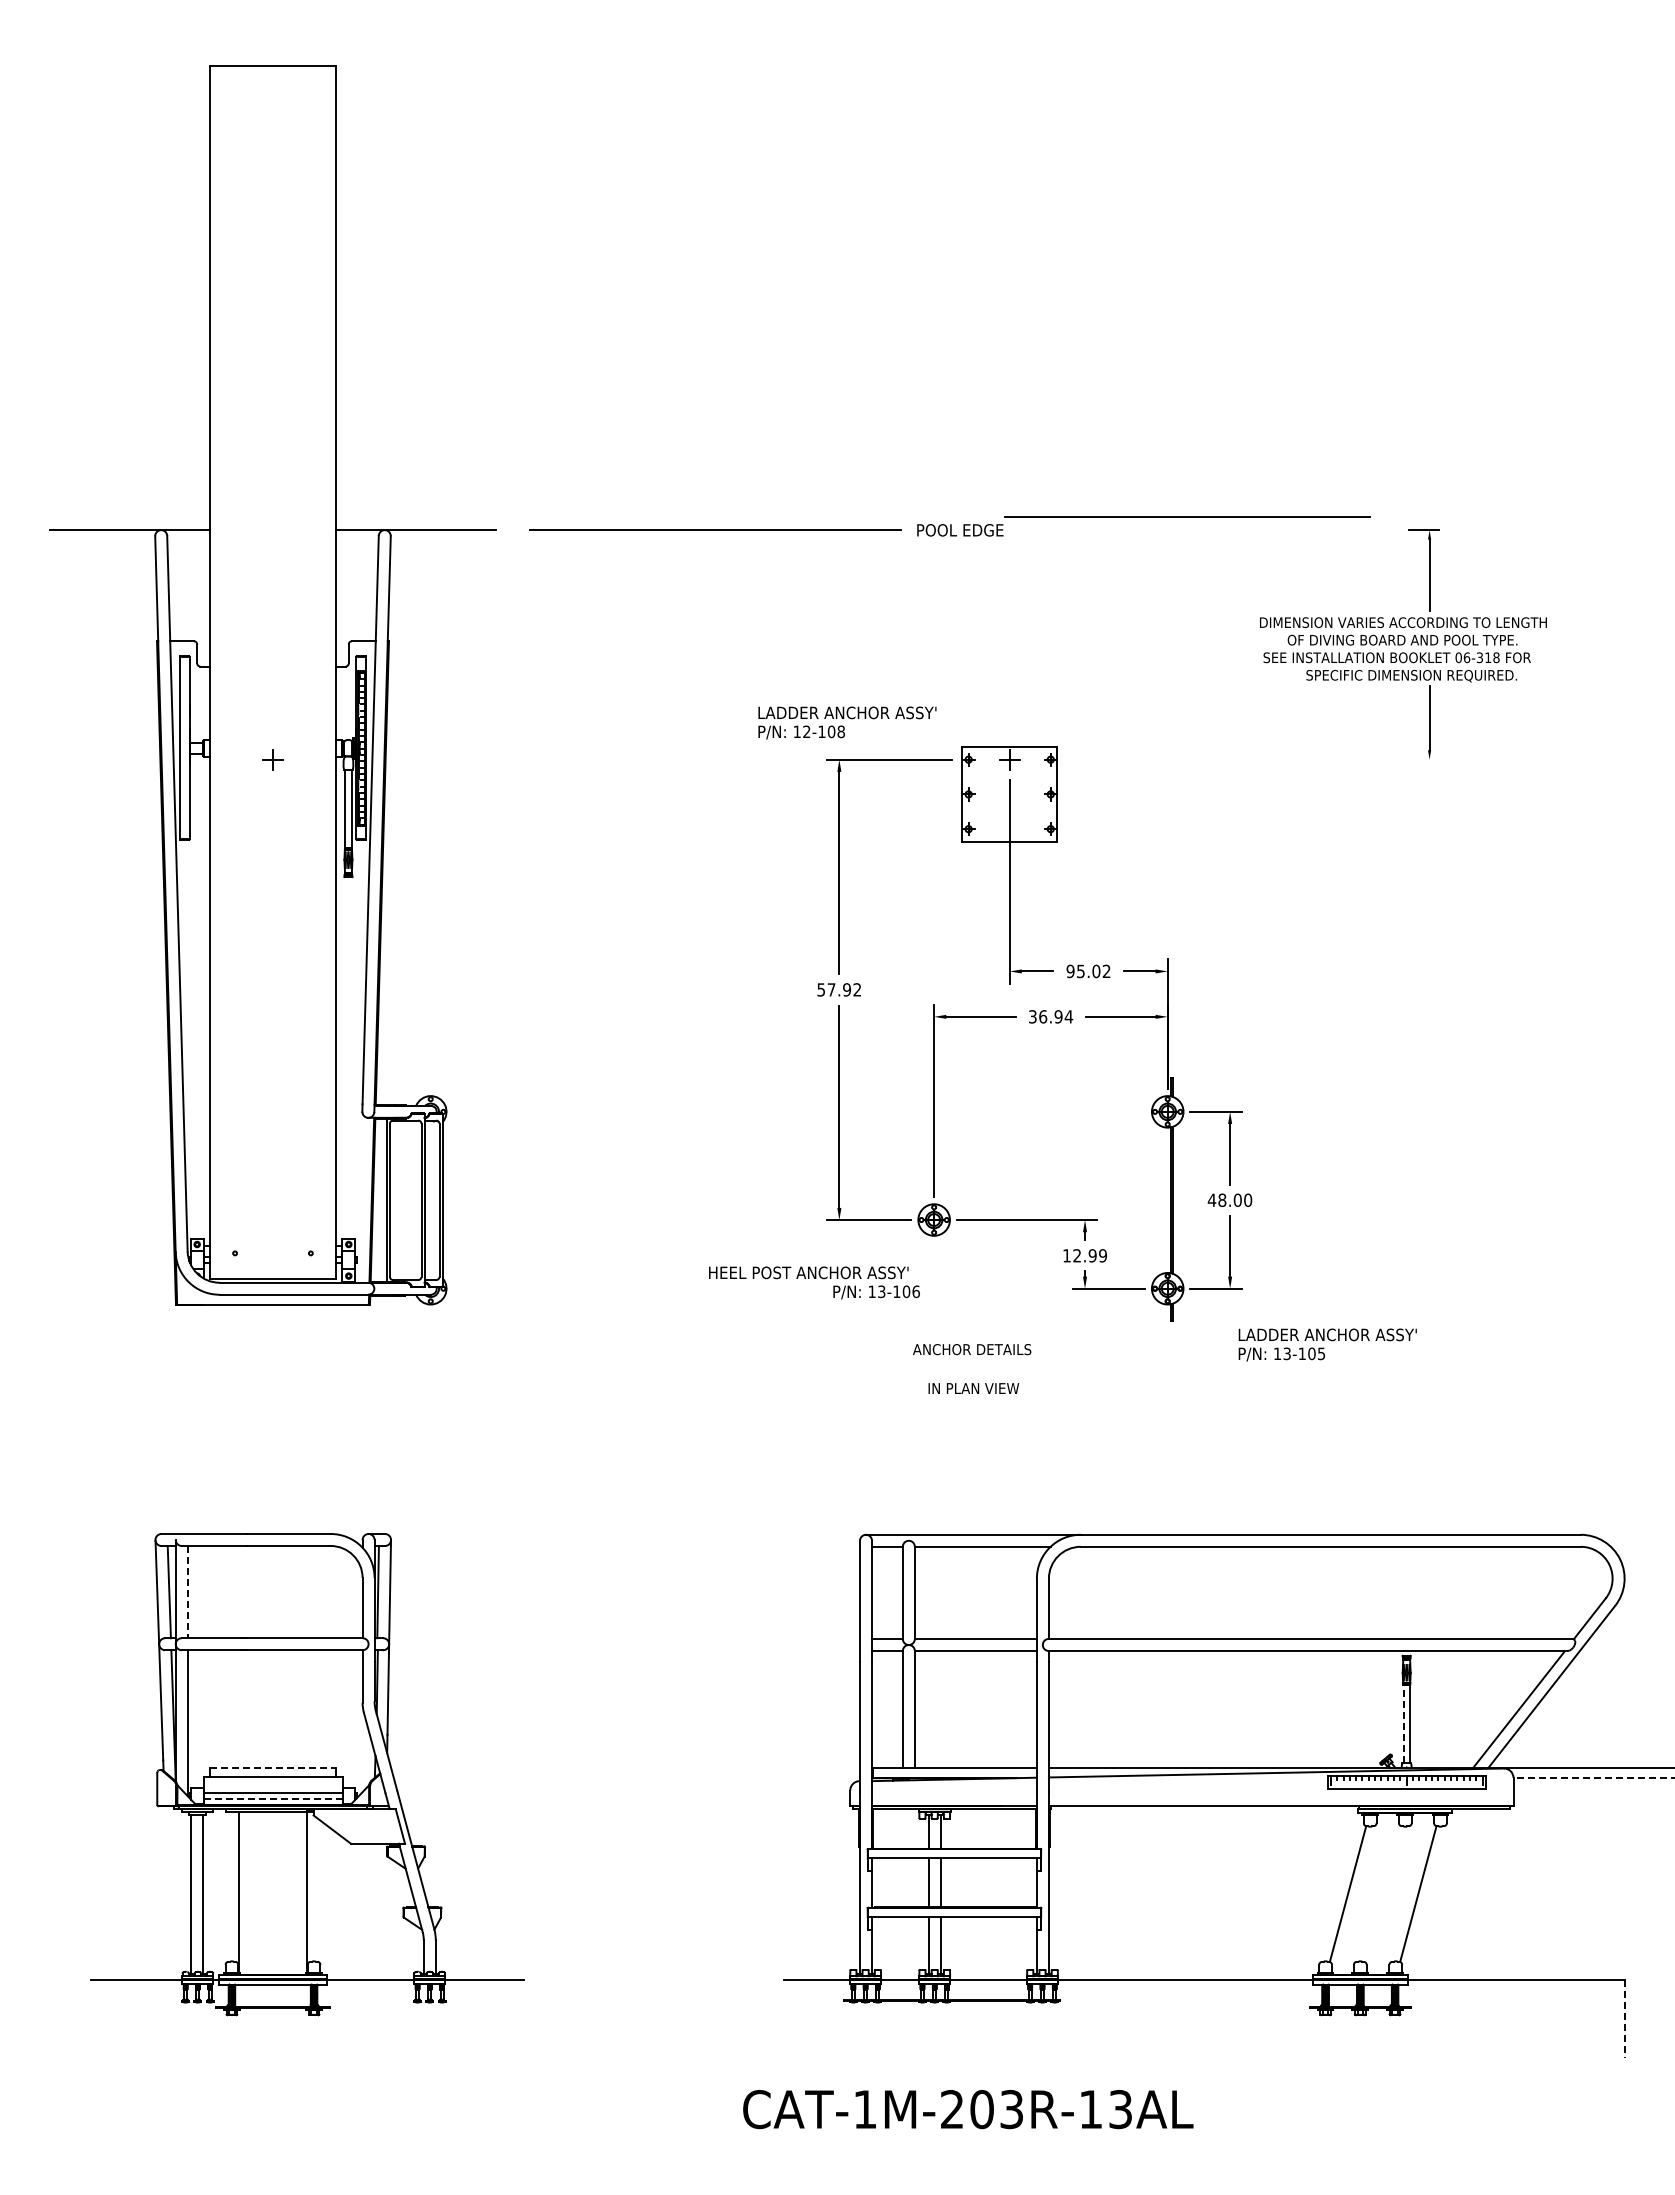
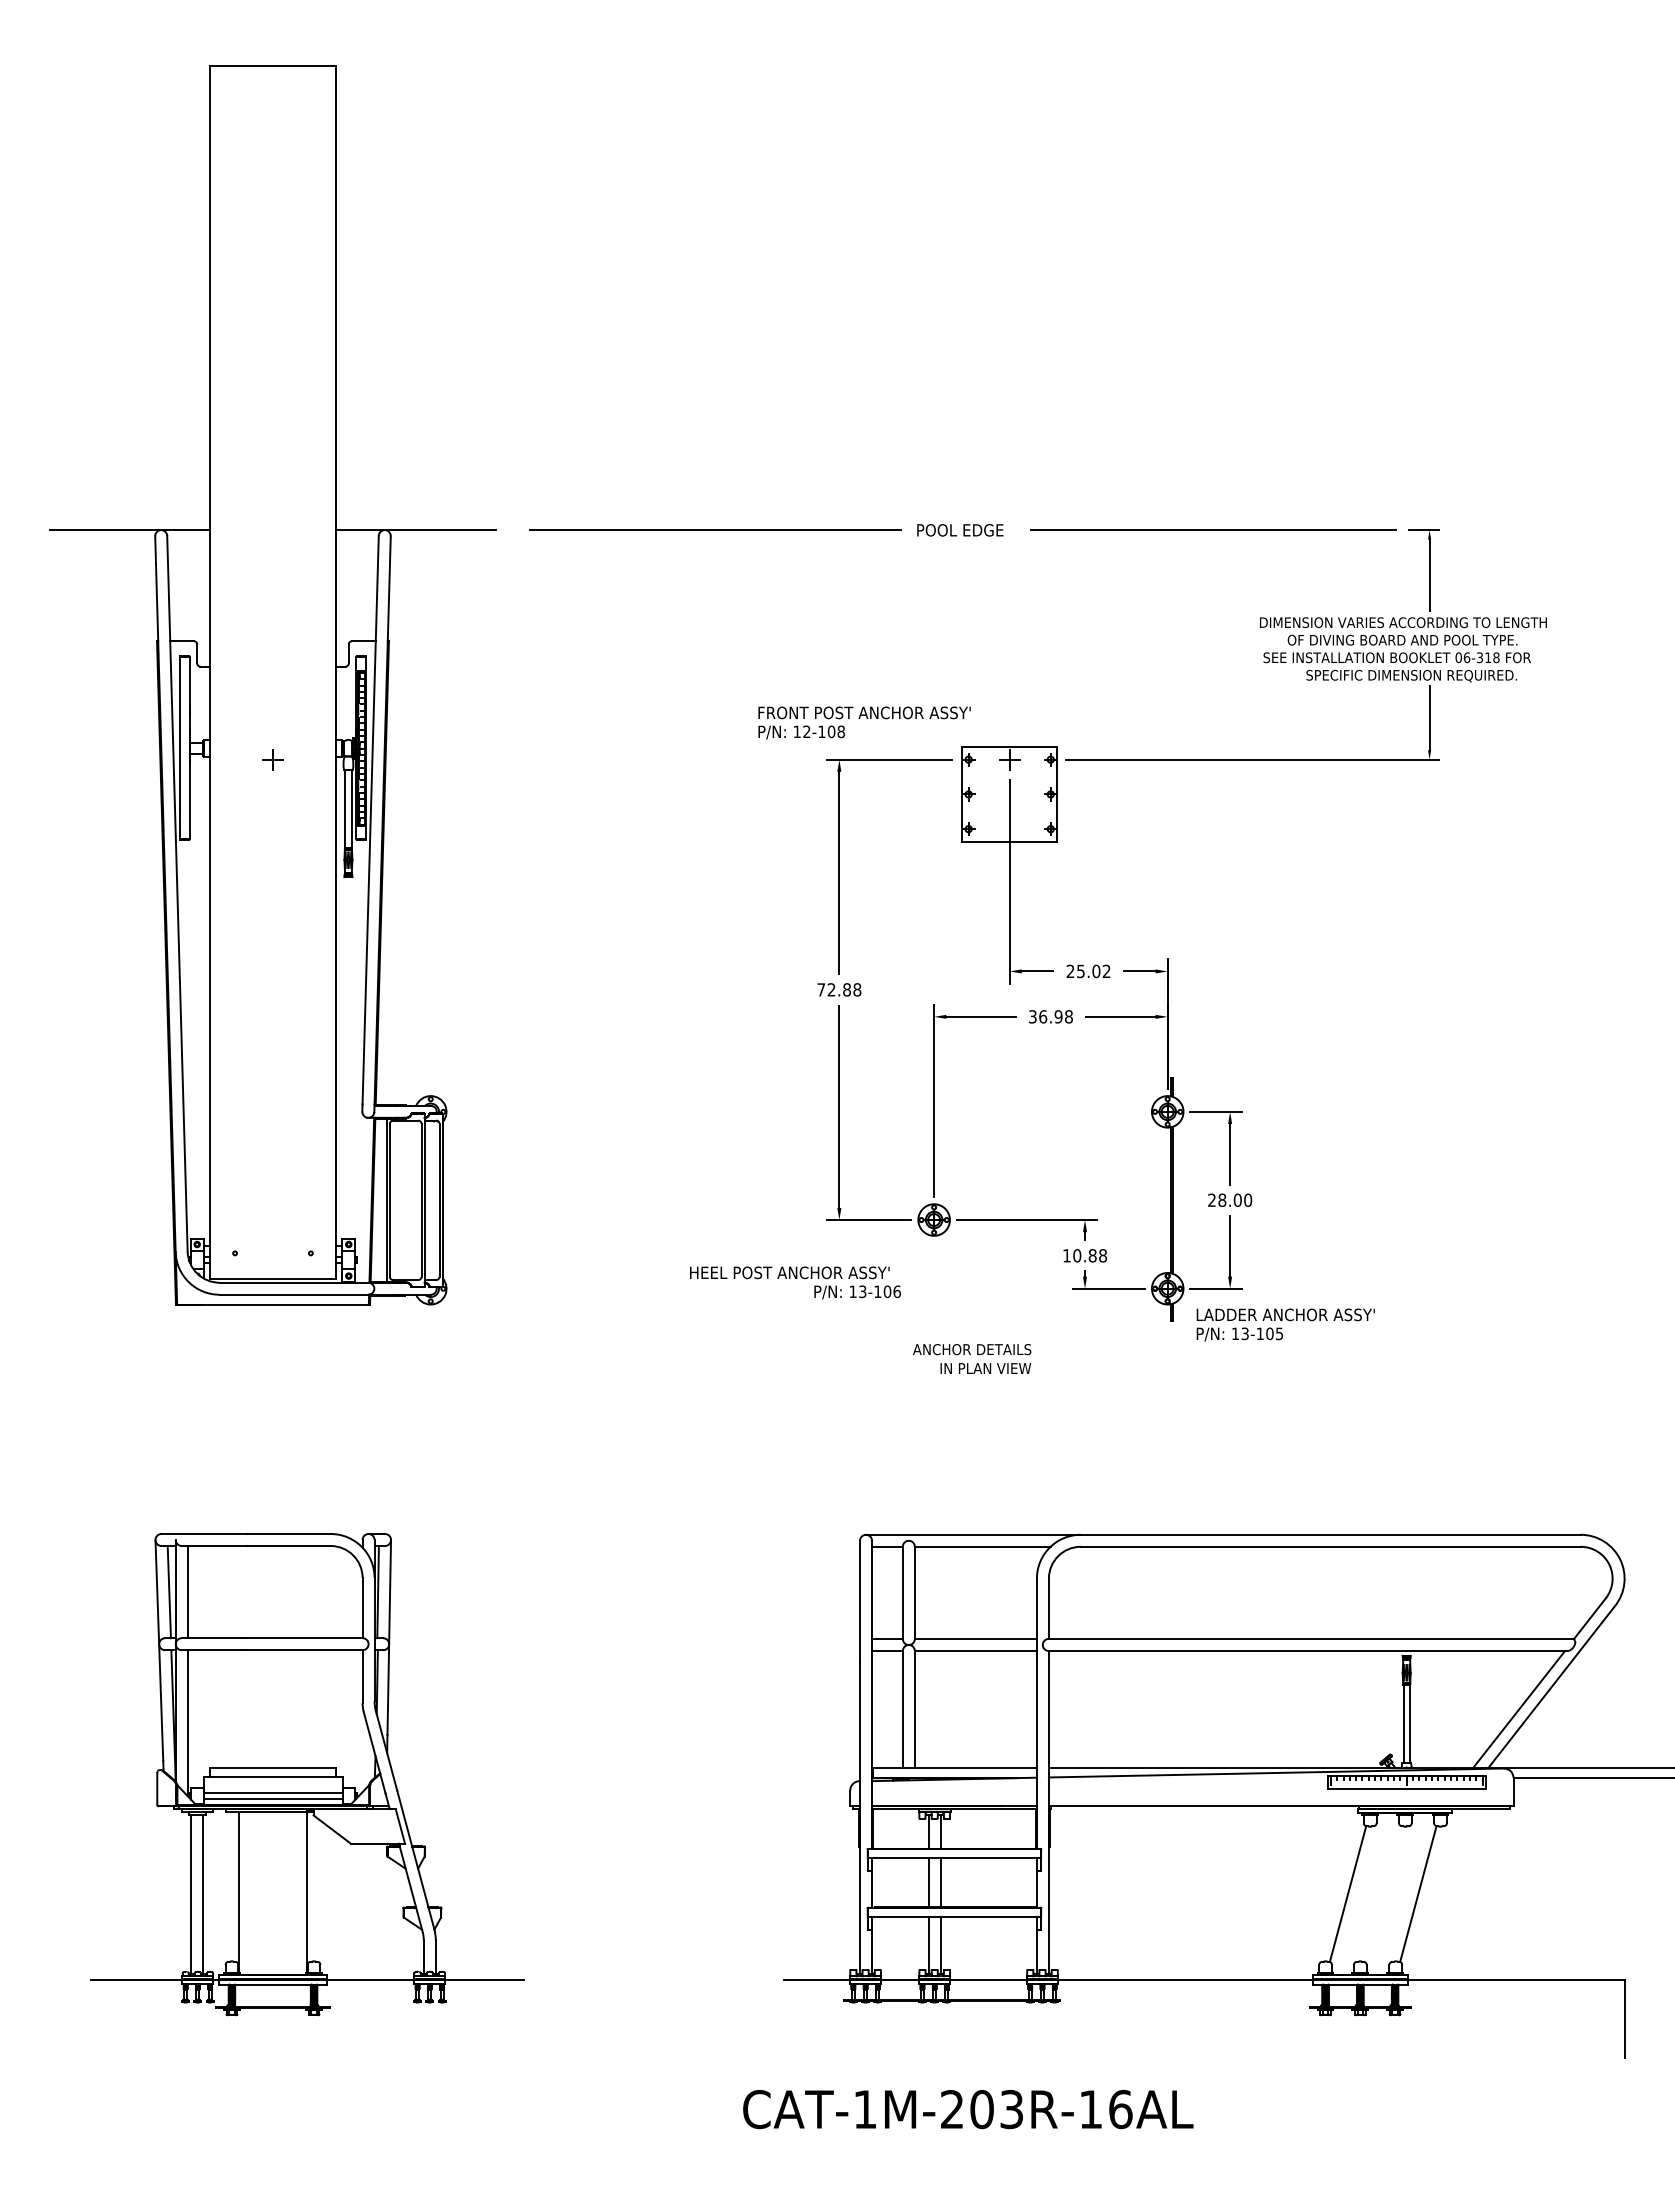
line position: (1187, 516) -> (1213, 529) (1213, 529)
text: LADDER ANCHOR ASSY' -> FRONT POST ANCHOR ASSY' (865, 712)
line: none -> present (1251, 759)
text: 95.02 -> 25.02 (1070, 971)
text: 57.92 -> 72.88 (839, 989)
text: 36.94 -> 36.98 (1068, 1016)
text: 48.00 -> 28.00 (1211, 1199)
text: 12.99 -> 10.88 (1090, 1255)
text position: (814, 1282) -> (795, 1282) (795, 1282)
text position: (1327, 1344) -> (1285, 1324) (1285, 1324)
text position: (973, 1388) -> (985, 1368) (985, 1368)
line: dashed -> solid (187, 1592)
line: dashed -> solid (1403, 1724)
line: dashed -> solid (273, 1768)
line: dashed -> solid (1593, 1778)
line: dashed -> solid (272, 1799)
line: dashed -> solid (1624, 2018)
text: CAT-1M-203R-13AL -> CAT-1M-203R-16AL (1120, 2109)
